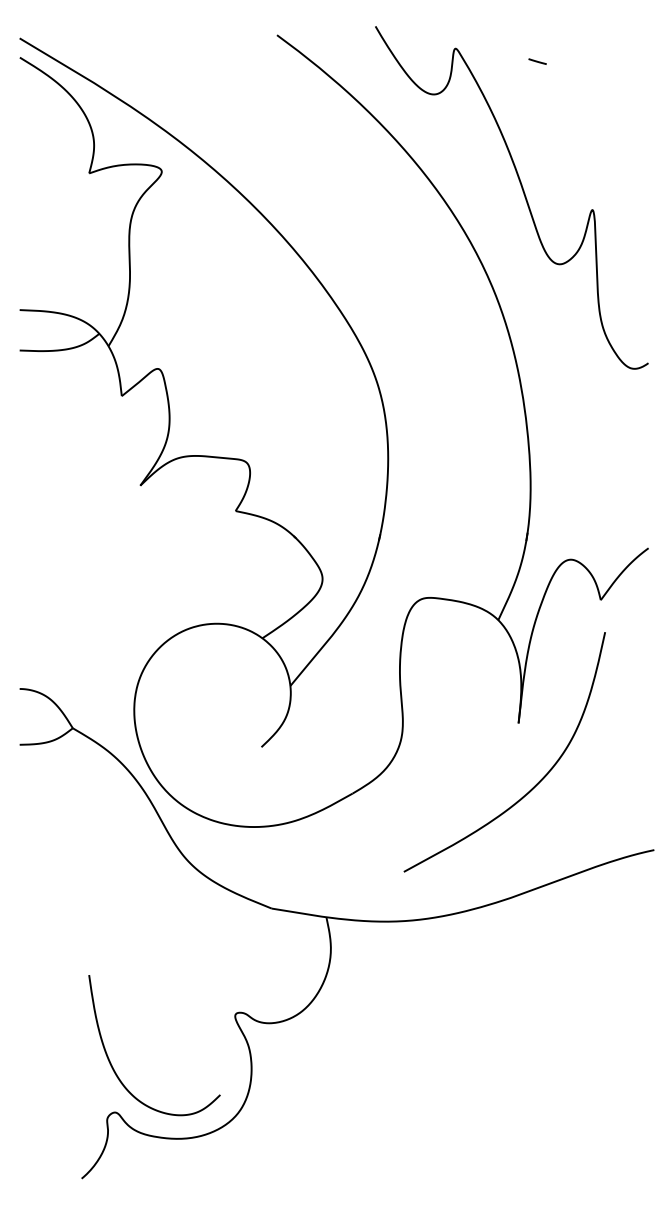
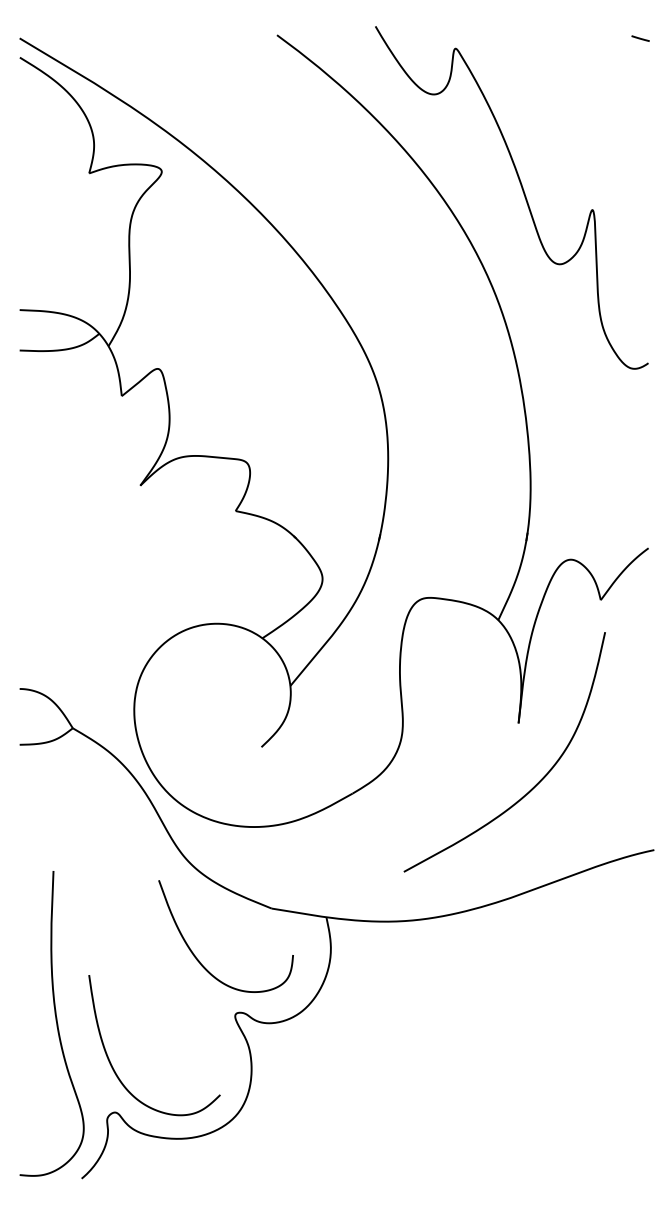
line position: (537, 61) -> (640, 38) (640, 38)
curve: none -> present (196, 956)
curve: none -> present (55, 1020)
